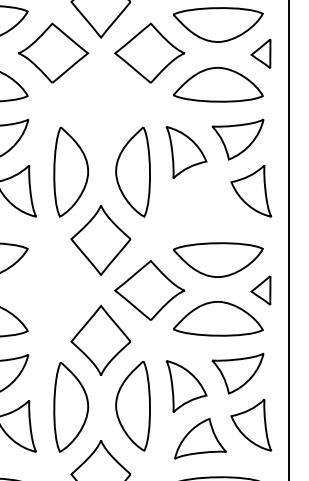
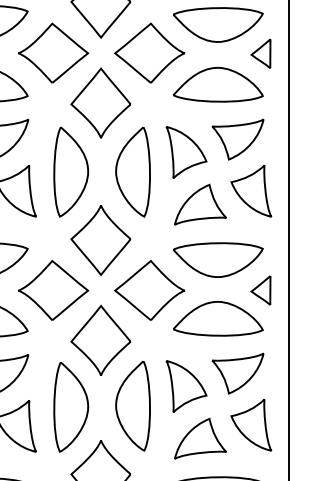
part: none -> present (100, 102)
part: none -> present (200, 204)
part: none -> present (53, 290)
